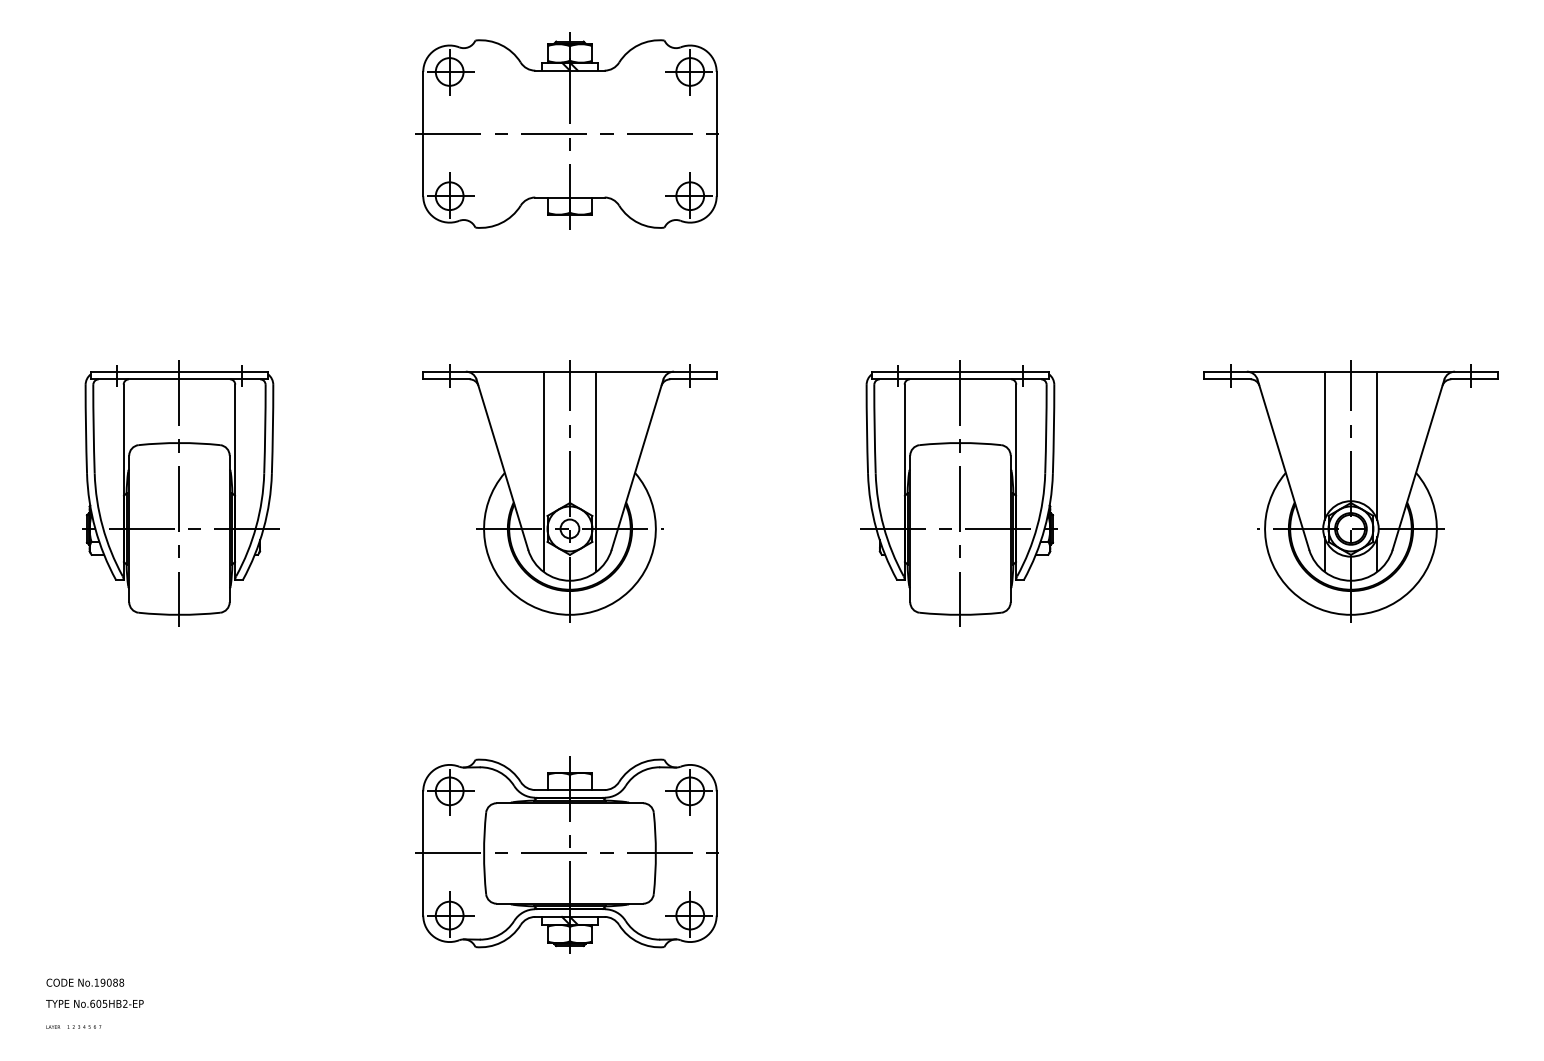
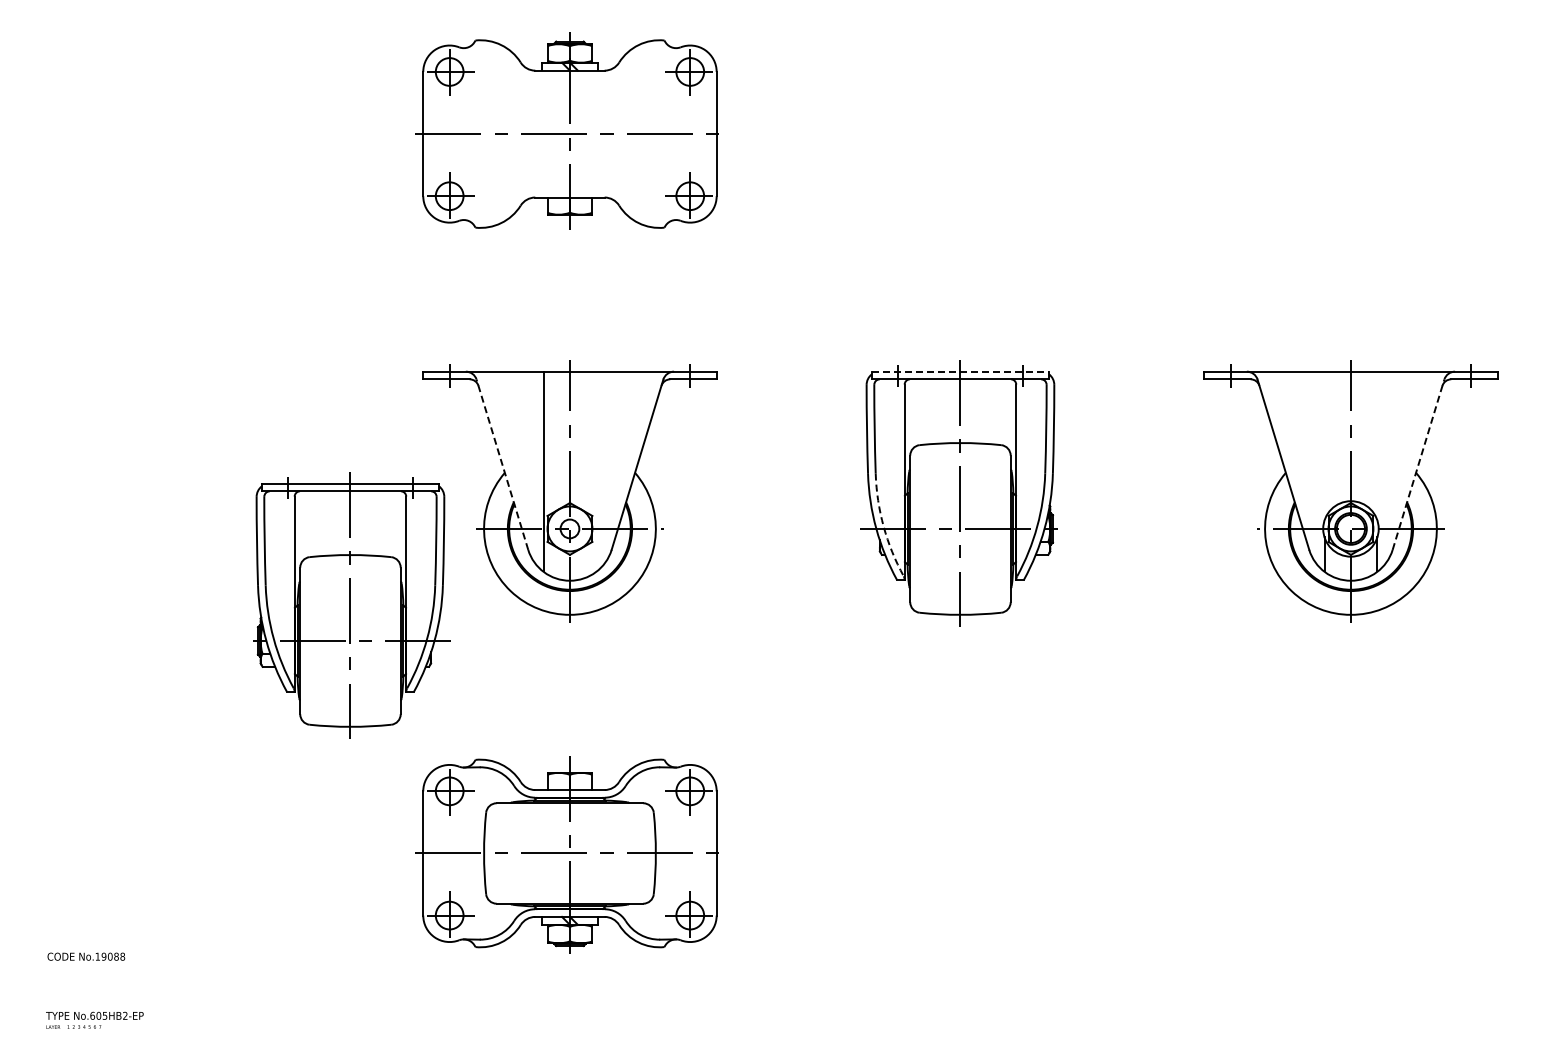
line: solid -> dashed (960, 371)
line: present -> none (1324, 445)
line: present -> none (1377, 445)
line: solid -> dashed (502, 464)
line: solid -> dashed (1418, 464)
line: present -> none (596, 471)
part position: (180, 493) -> (351, 605) (351, 605)
arc: solid -> dashed (883, 526)
text position: (85, 982) -> (86, 956) (86, 956)
text position: (94, 1003) -> (94, 1015) (94, 1015)
